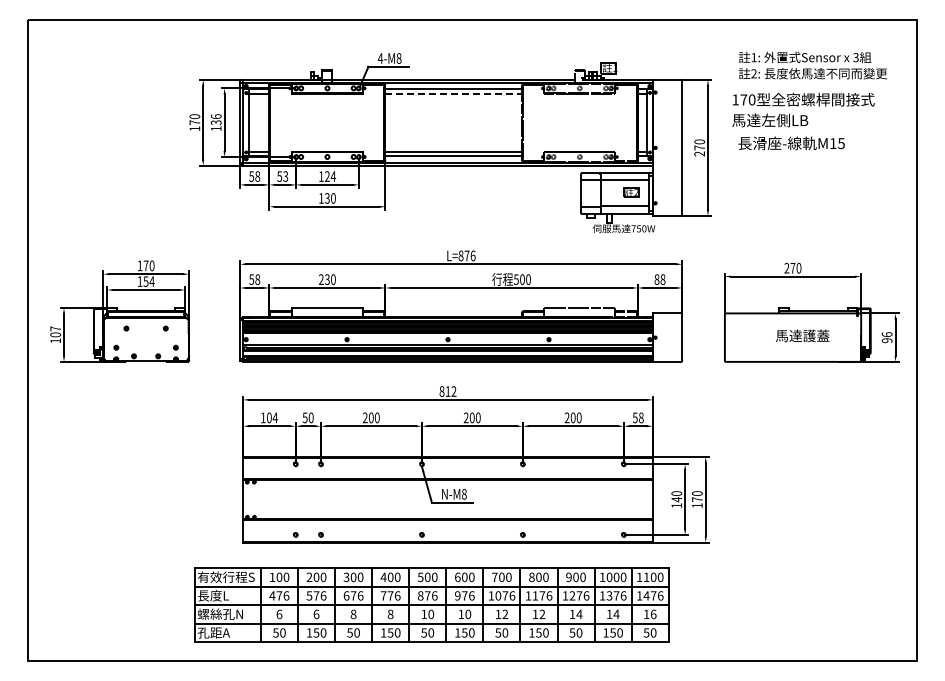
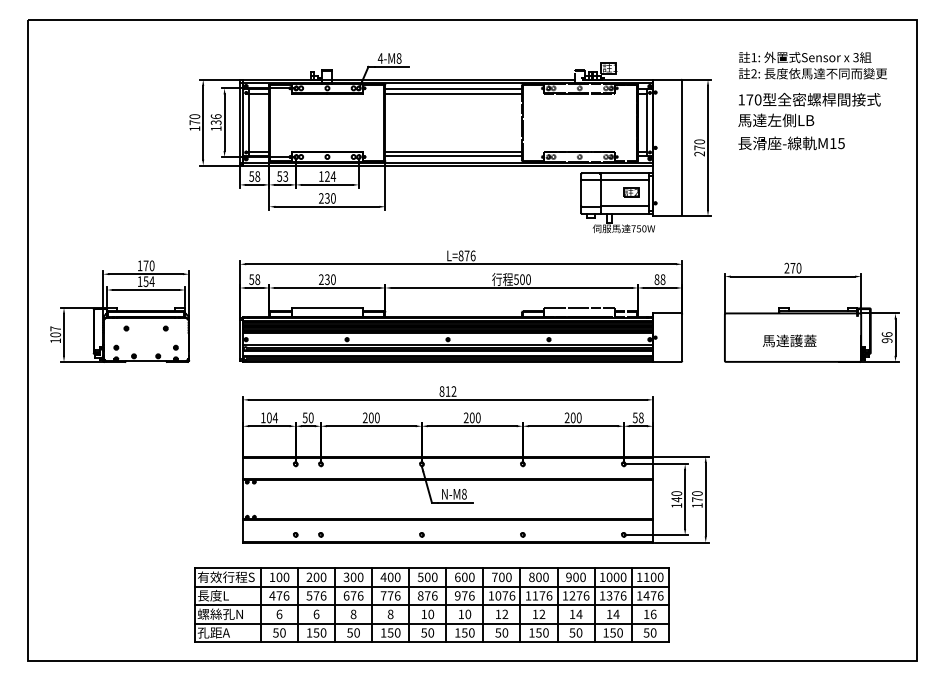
line: dashed -> solid (454, 93)
text position: (803, 109) -> (809, 109) (809, 109)
text: 130 -> 230 (321, 198)
text position: (802, 335) -> (789, 340) (789, 340)
